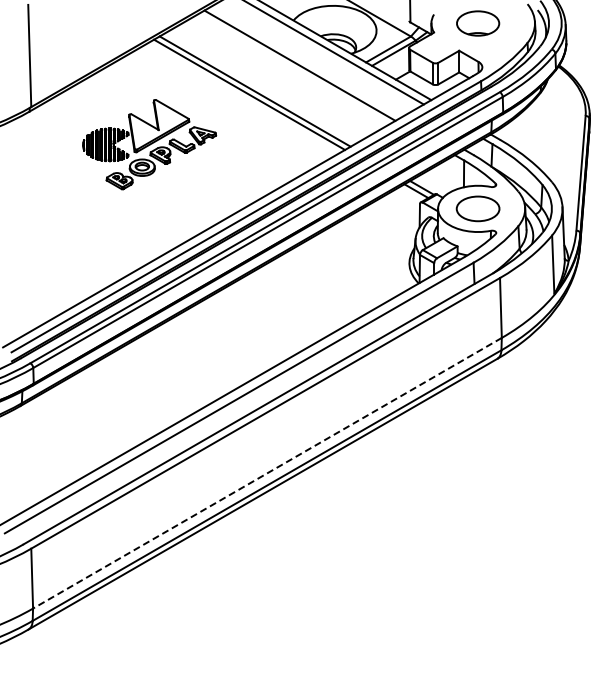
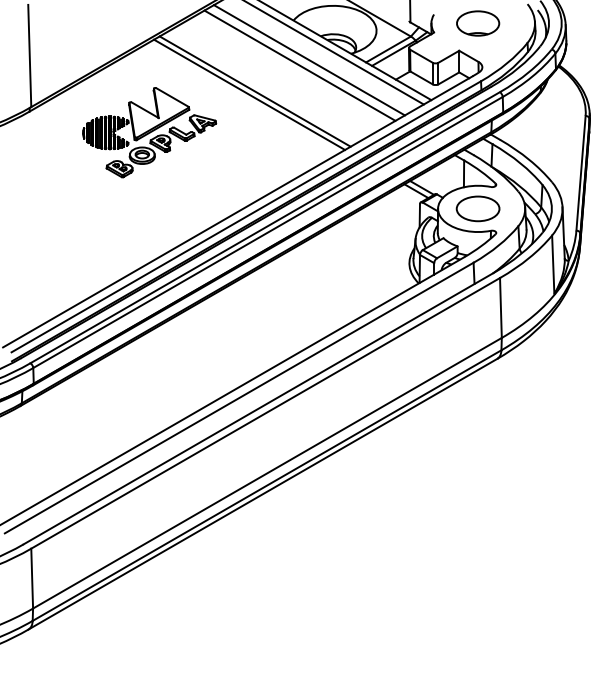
line: none -> present (308, 60)
part position: (149, 144) -> (149, 132) (149, 132)
line: dashed -> solid (267, 473)
